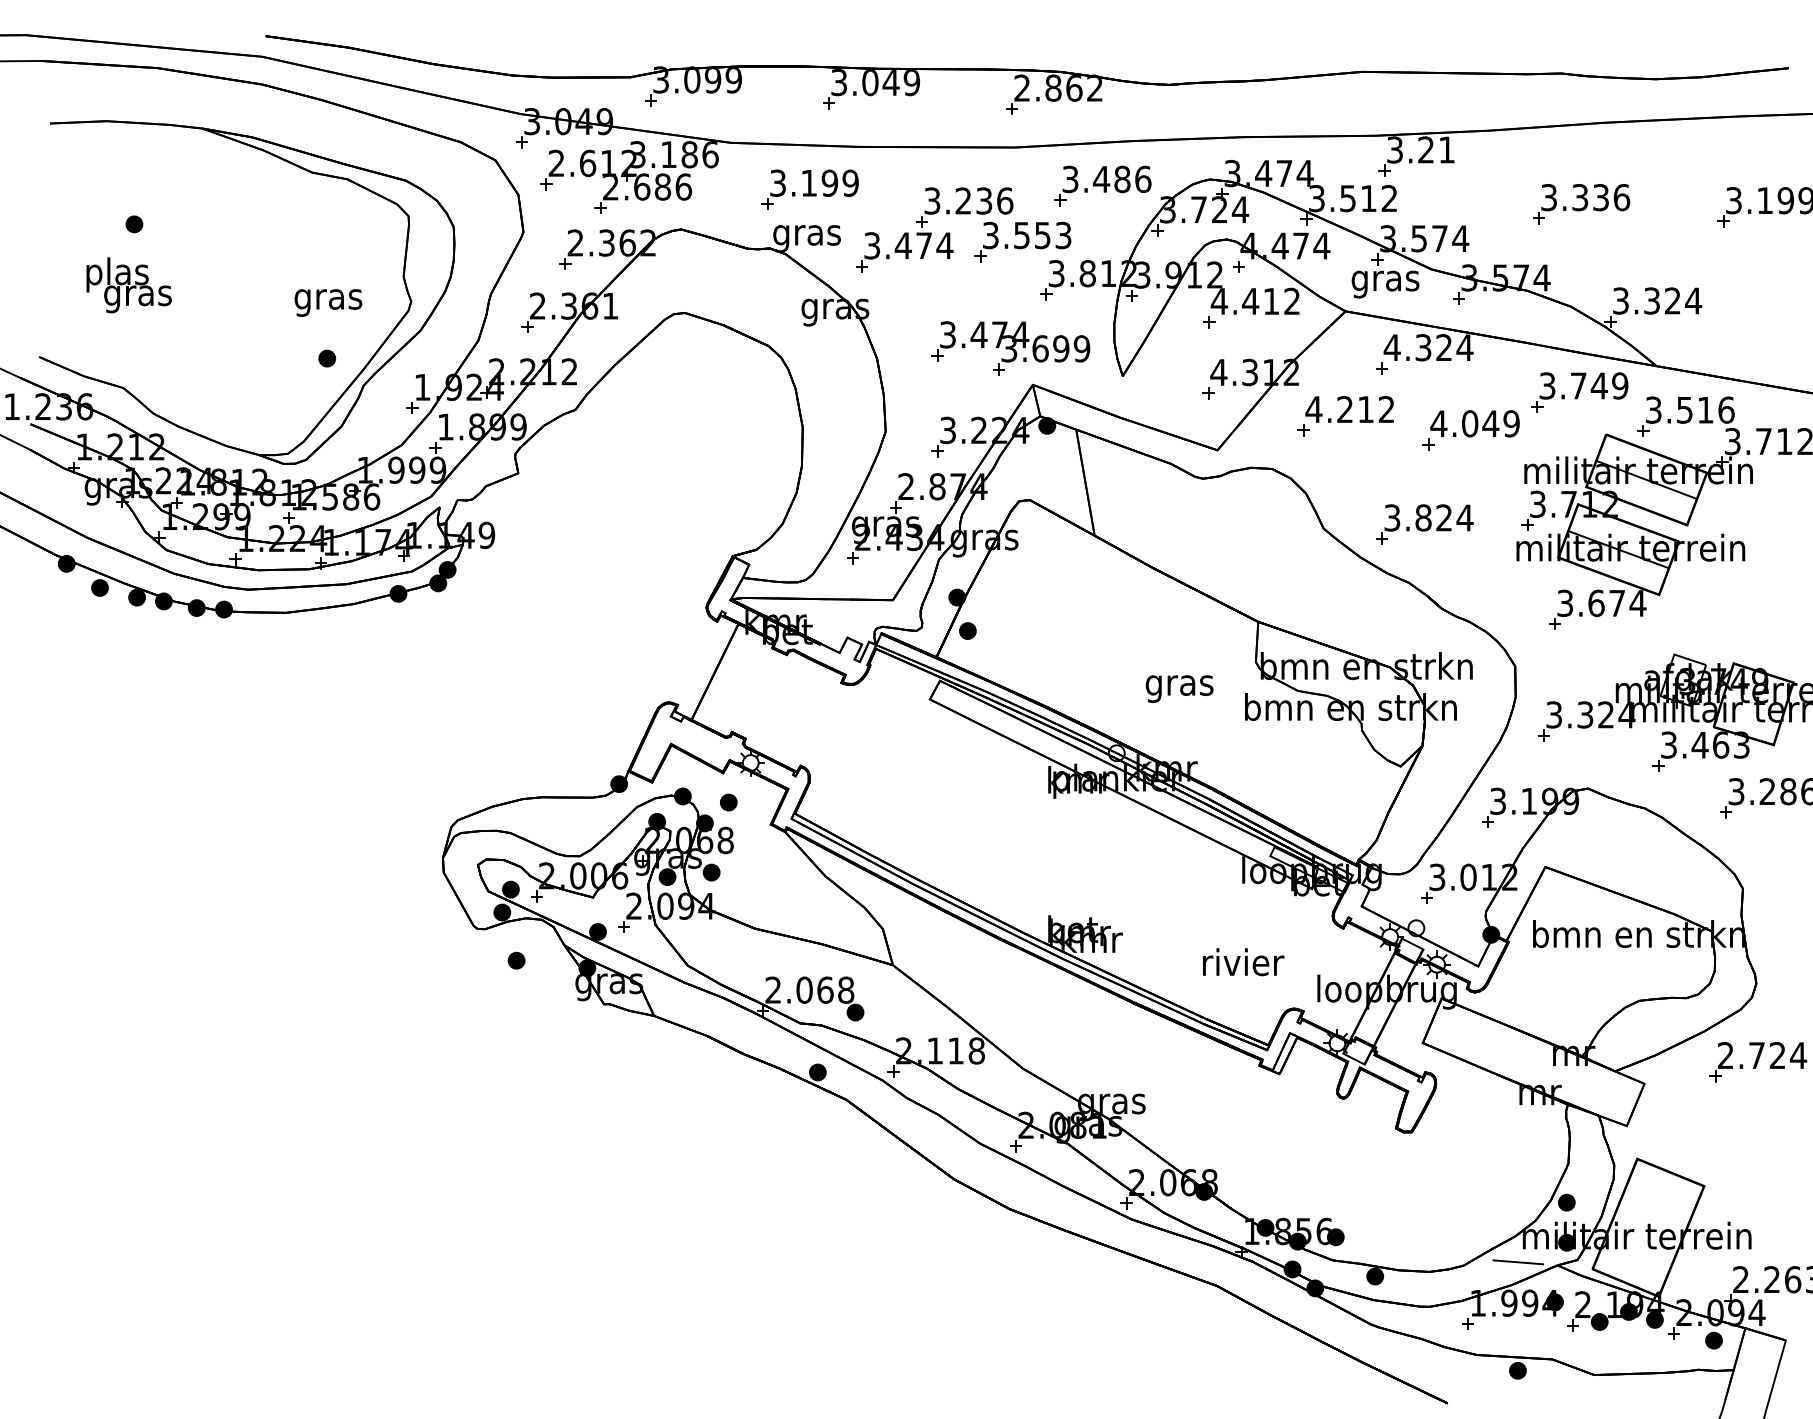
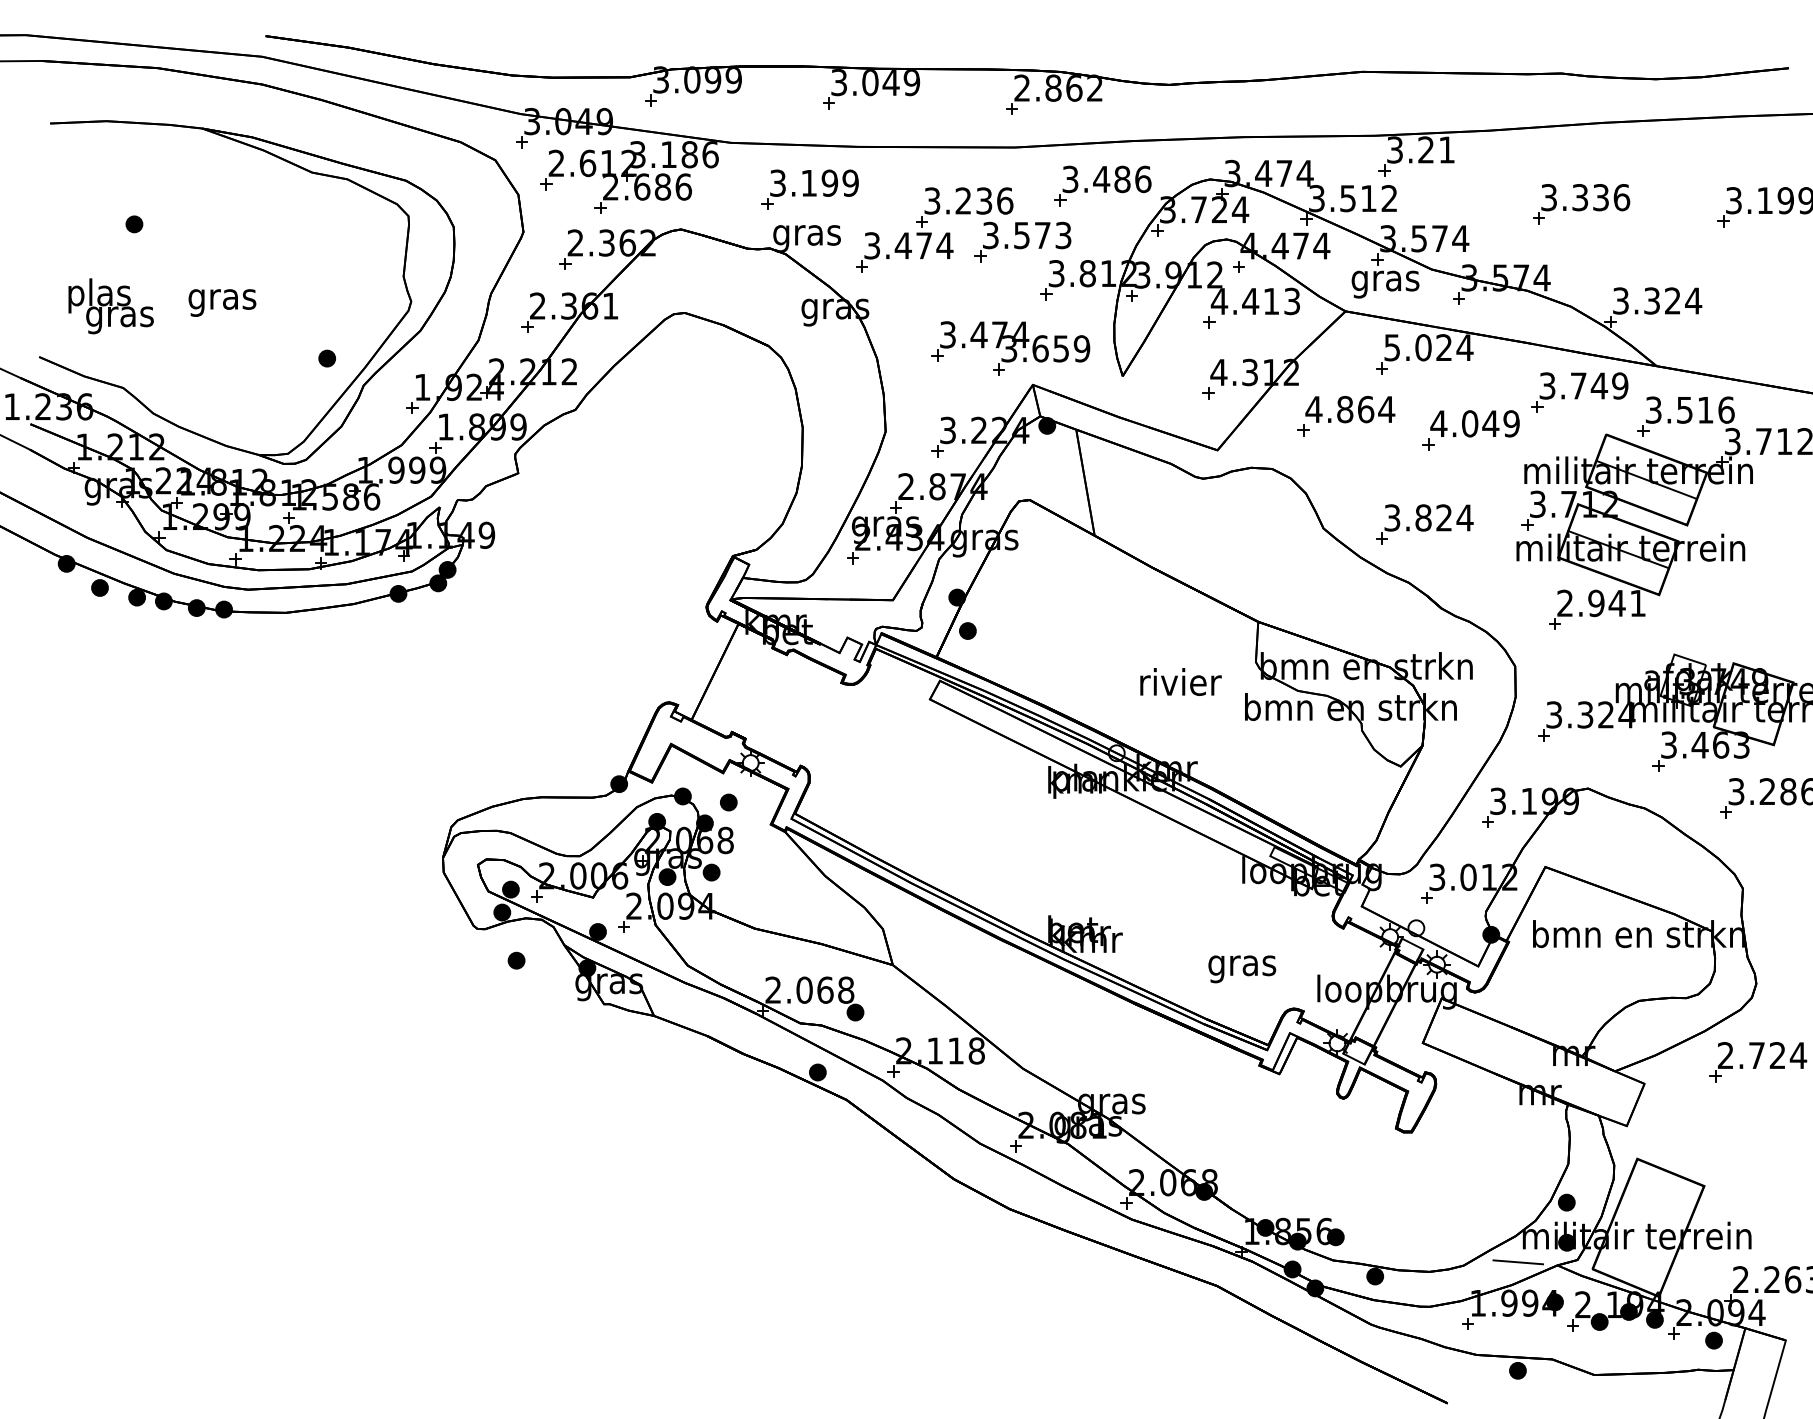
text: 3.553 -> 3.573 (1042, 235)
text position: (128, 285) -> (110, 306) (110, 306)
text: 4.412 -> 4.413 (1291, 301)
text position: (328, 302) -> (222, 302) (222, 302)
text: 4.324 -> 5.024 (1407, 347)
text: 3.699 -> 3.659 (1061, 348)
text: 4.212 -> 4.864 (1366, 409)
text: 3.674 -> 2.941 (1601, 603)
text: gras -> rivier (1180, 685)
text: rivier -> gras (1243, 965)
